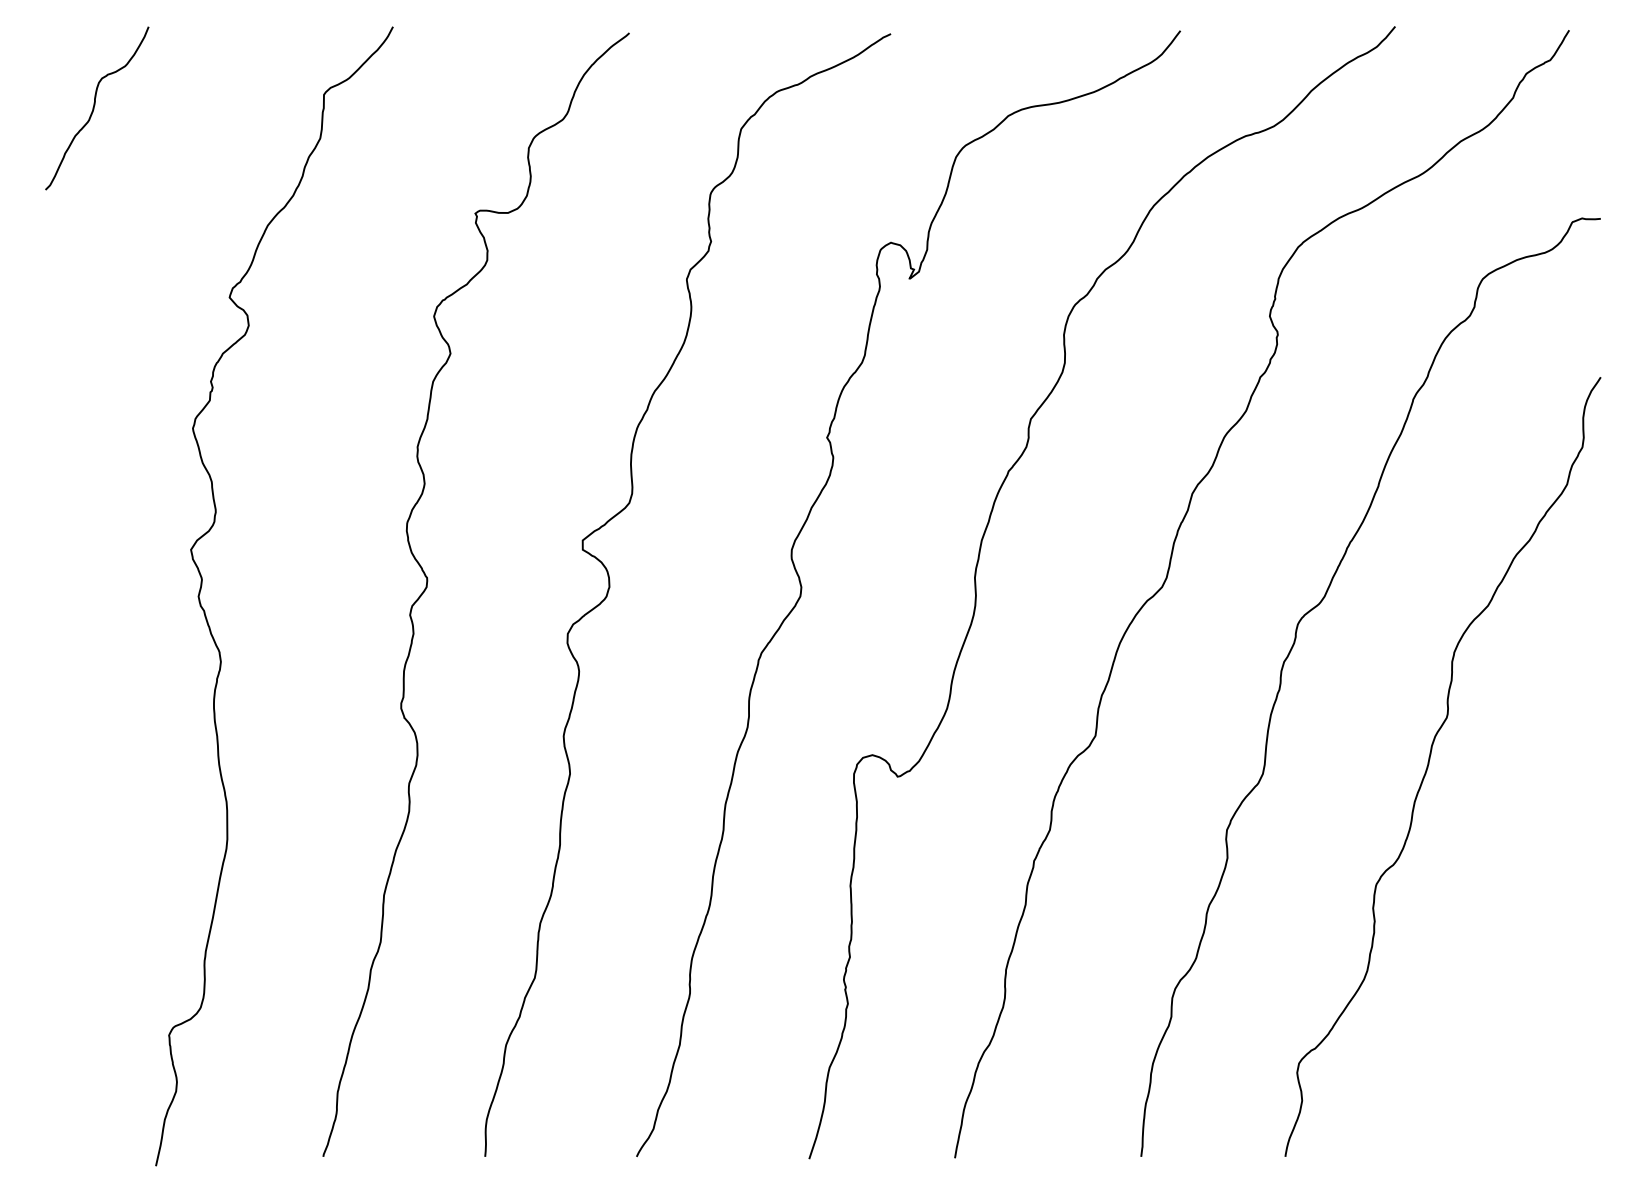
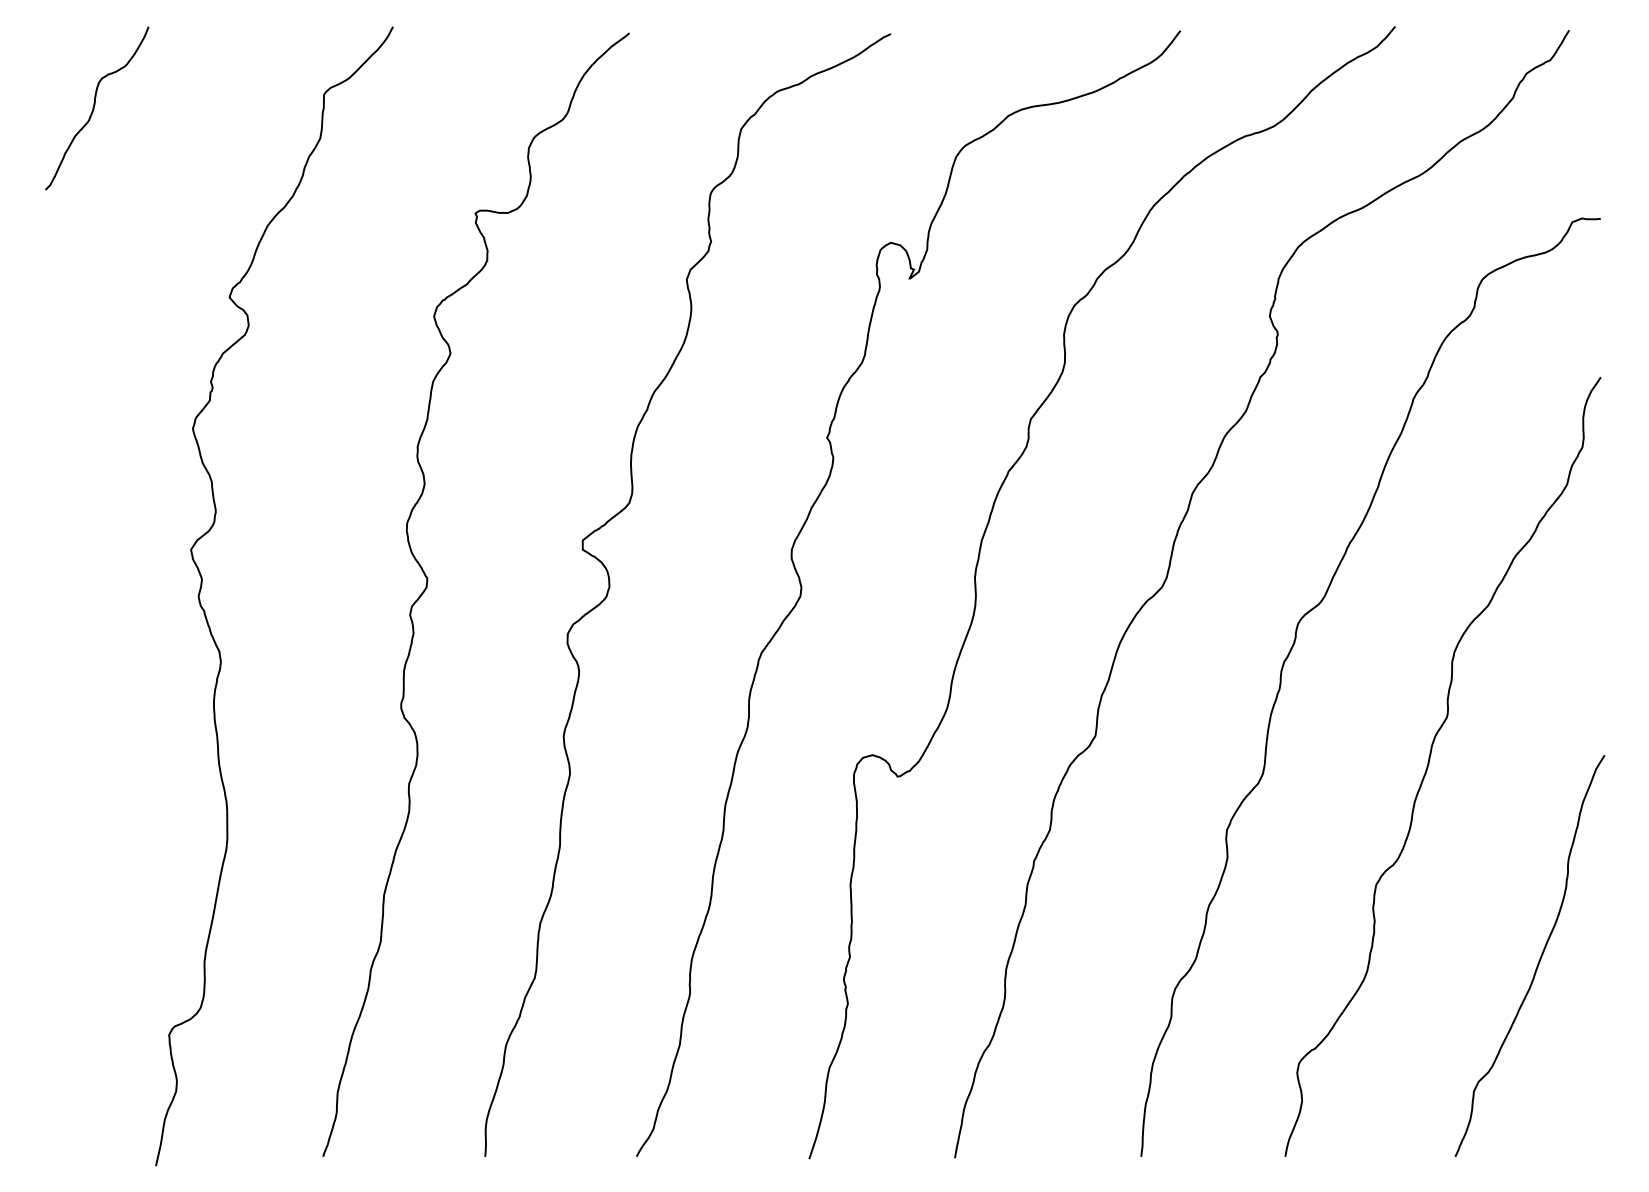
curve: none -> present (1538, 960)
